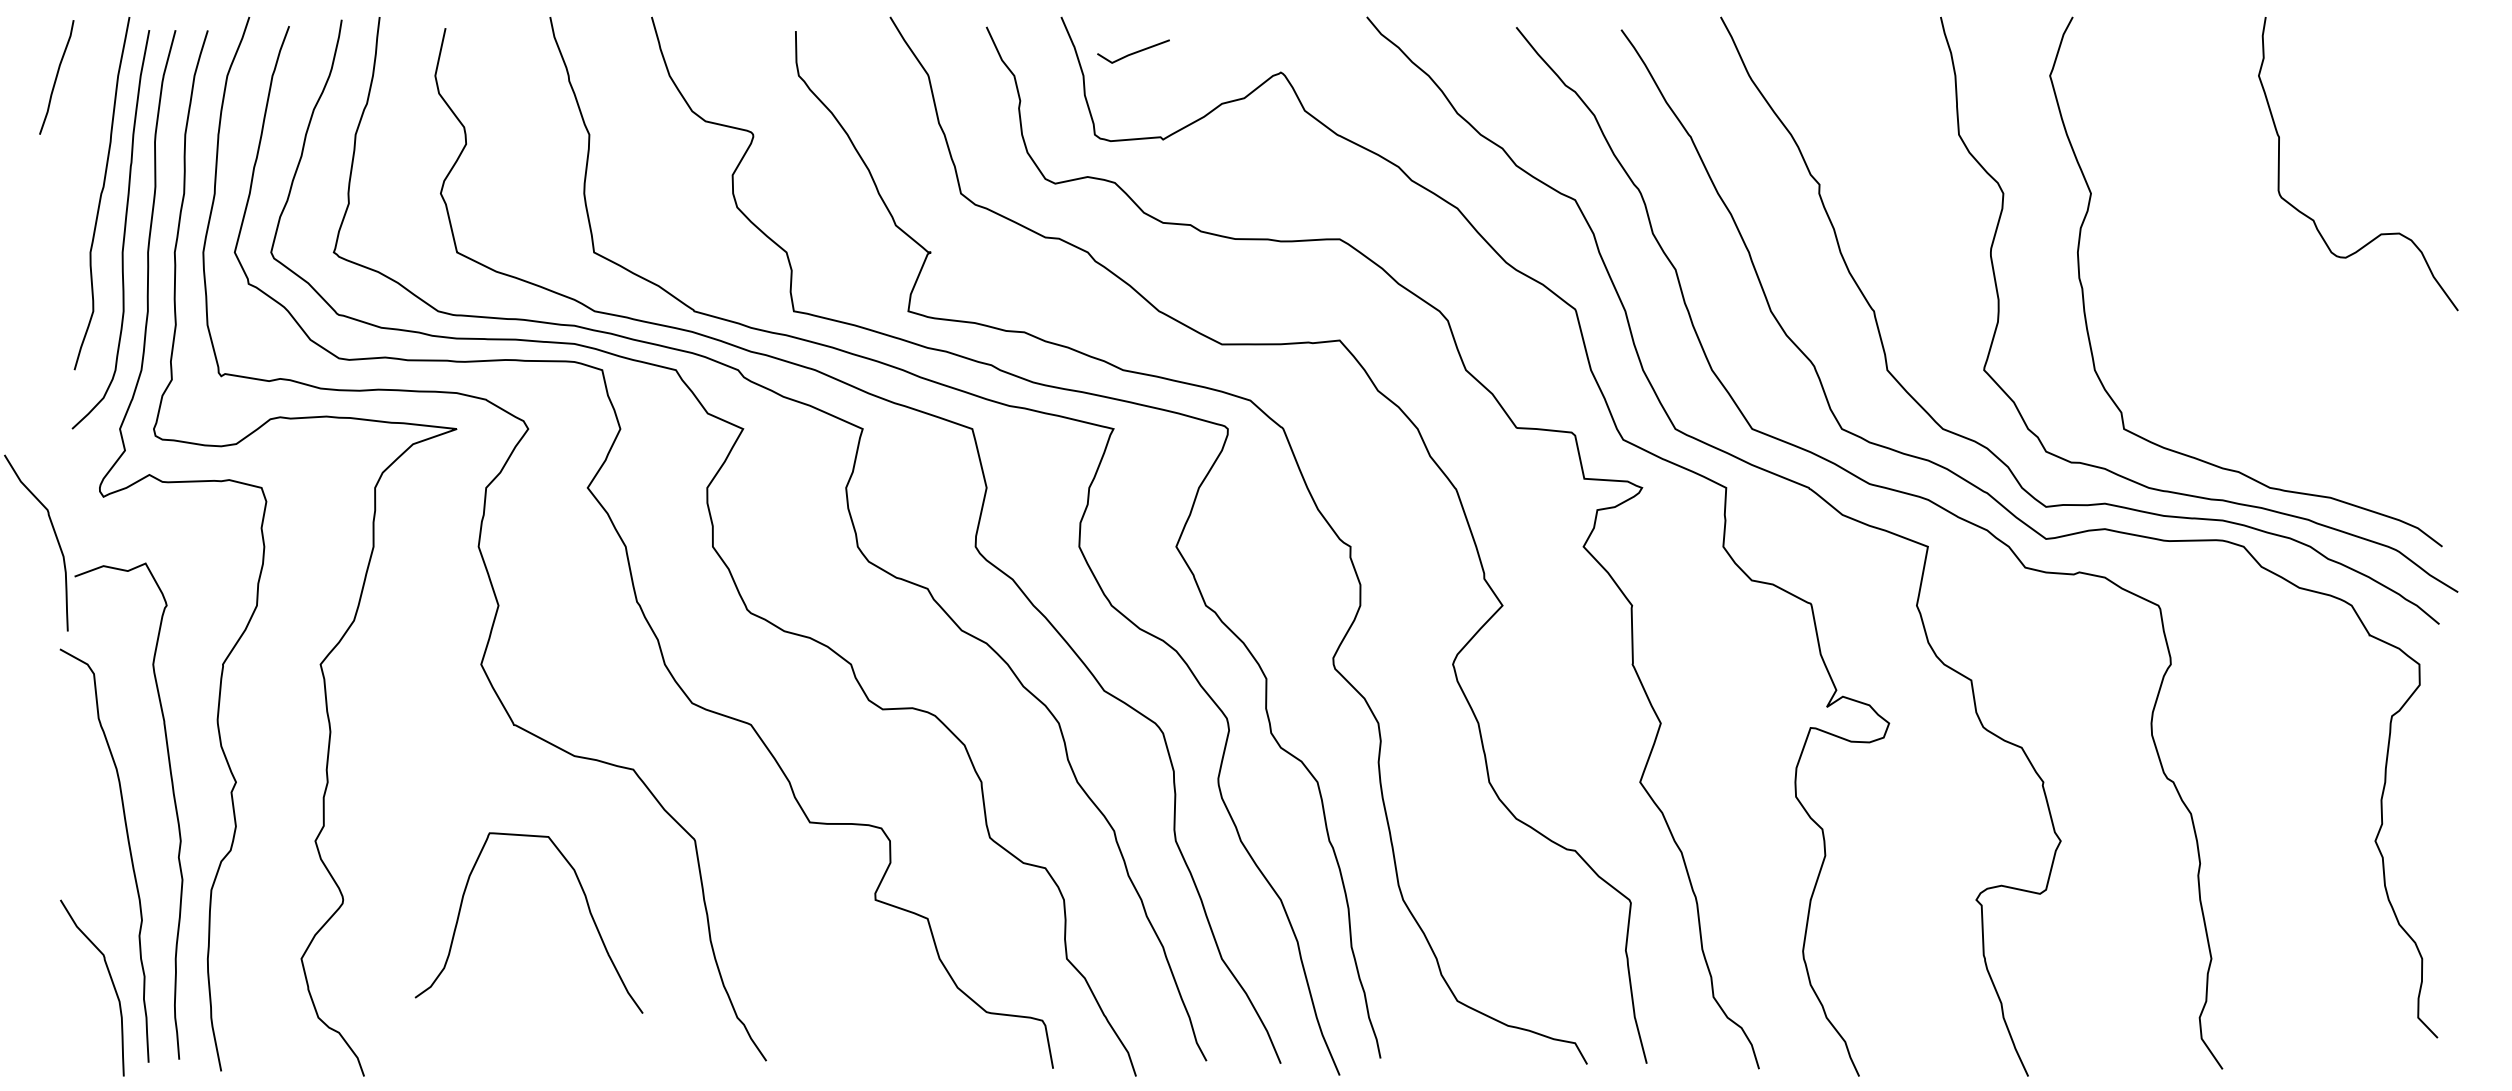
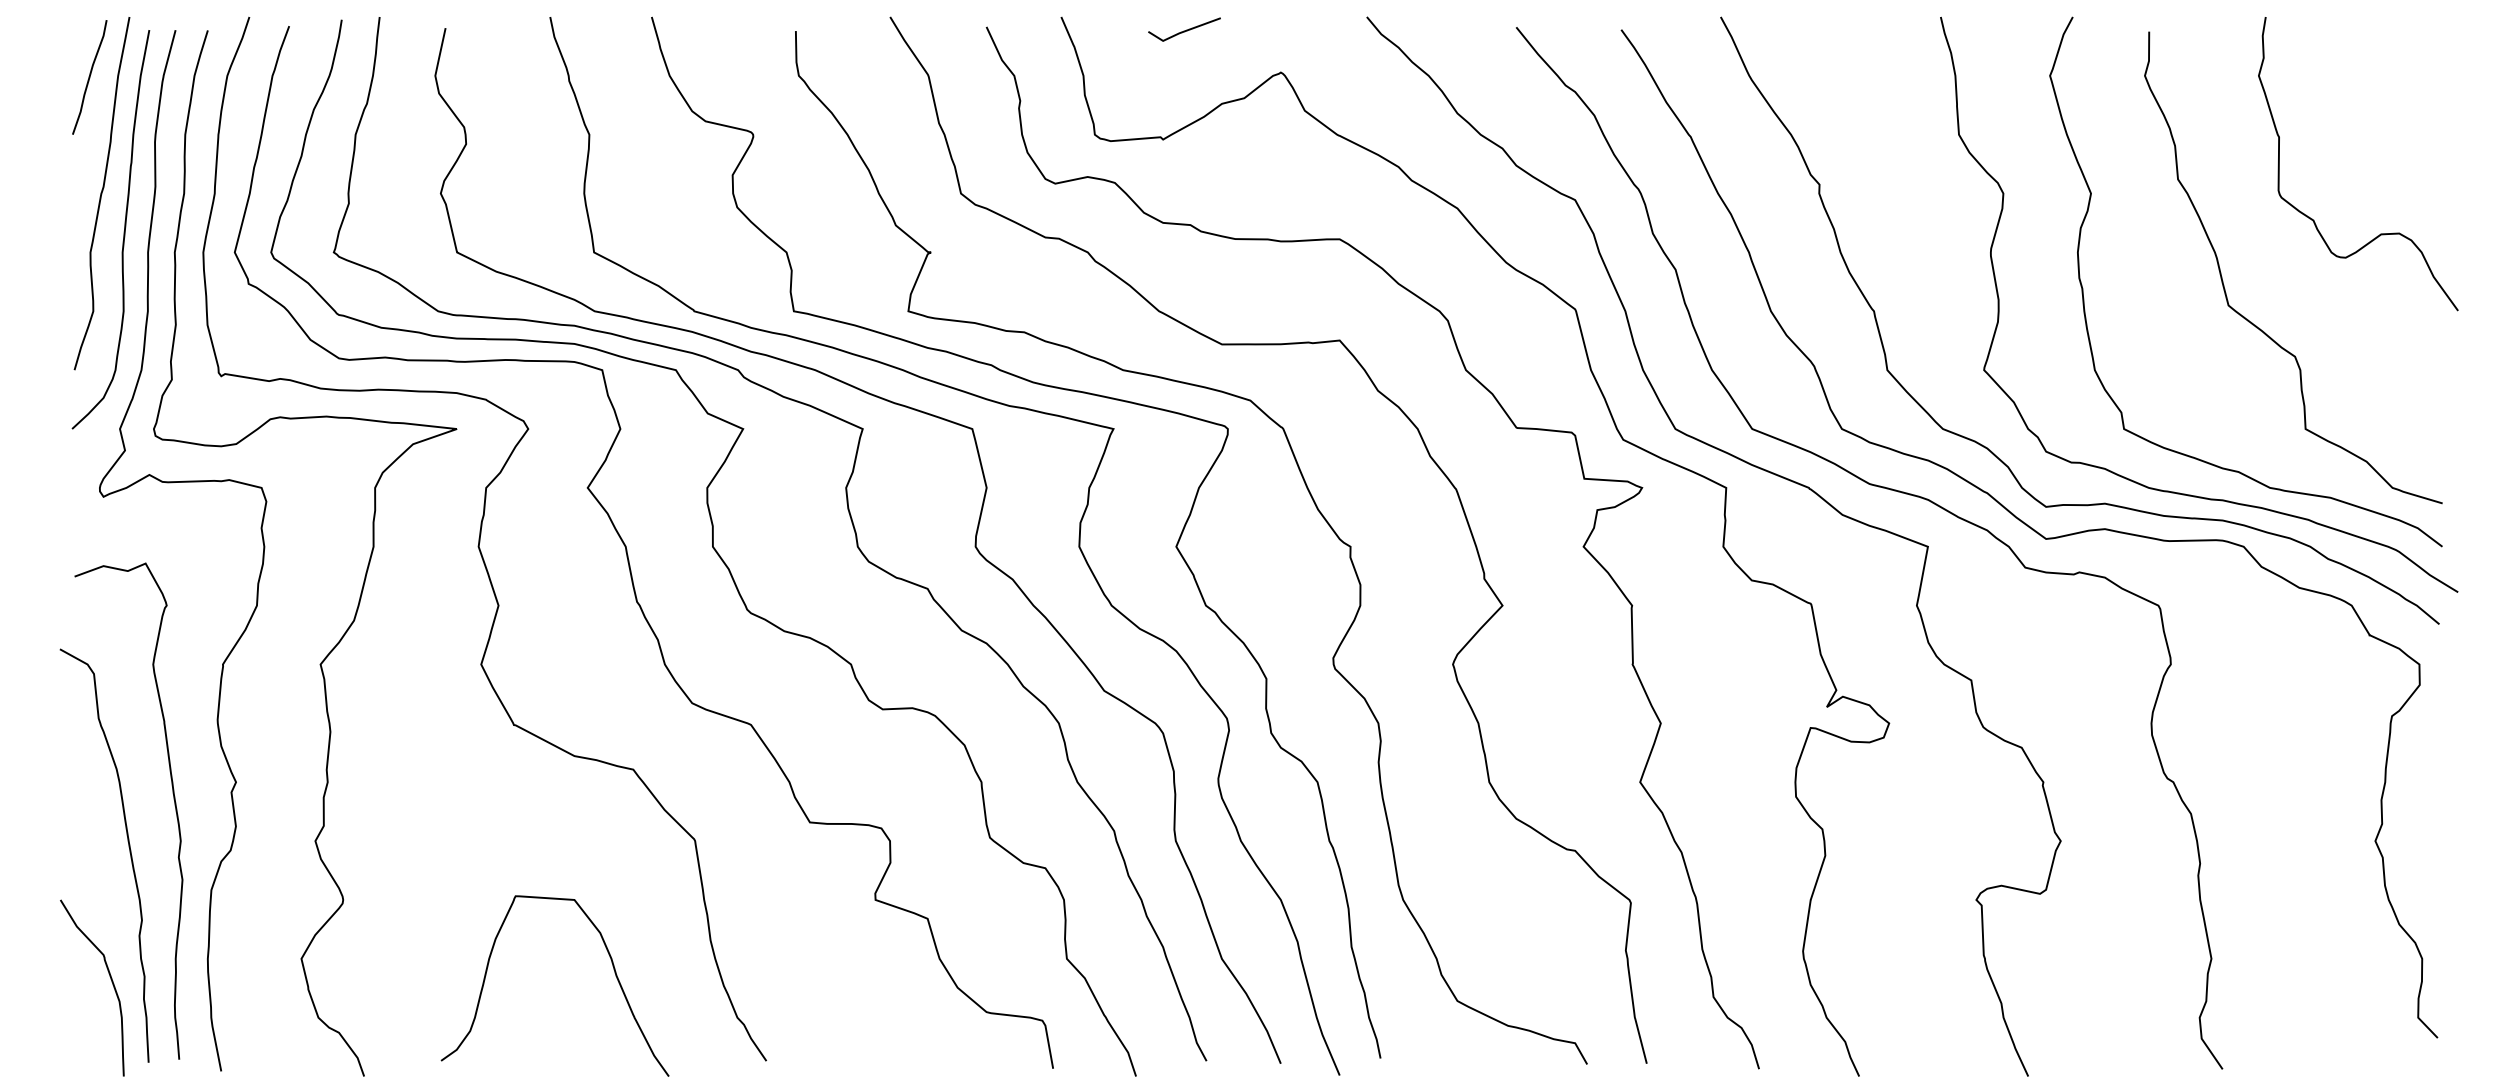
line position: (1133, 52) -> (1184, 30) (1184, 30)
curve position: (56, 77) -> (89, 77) (89, 77)
curve: none -> present (2252, 322)
curve: present -> none (55, 537)
curve position: (586, 903) -> (612, 966) (612, 966)
